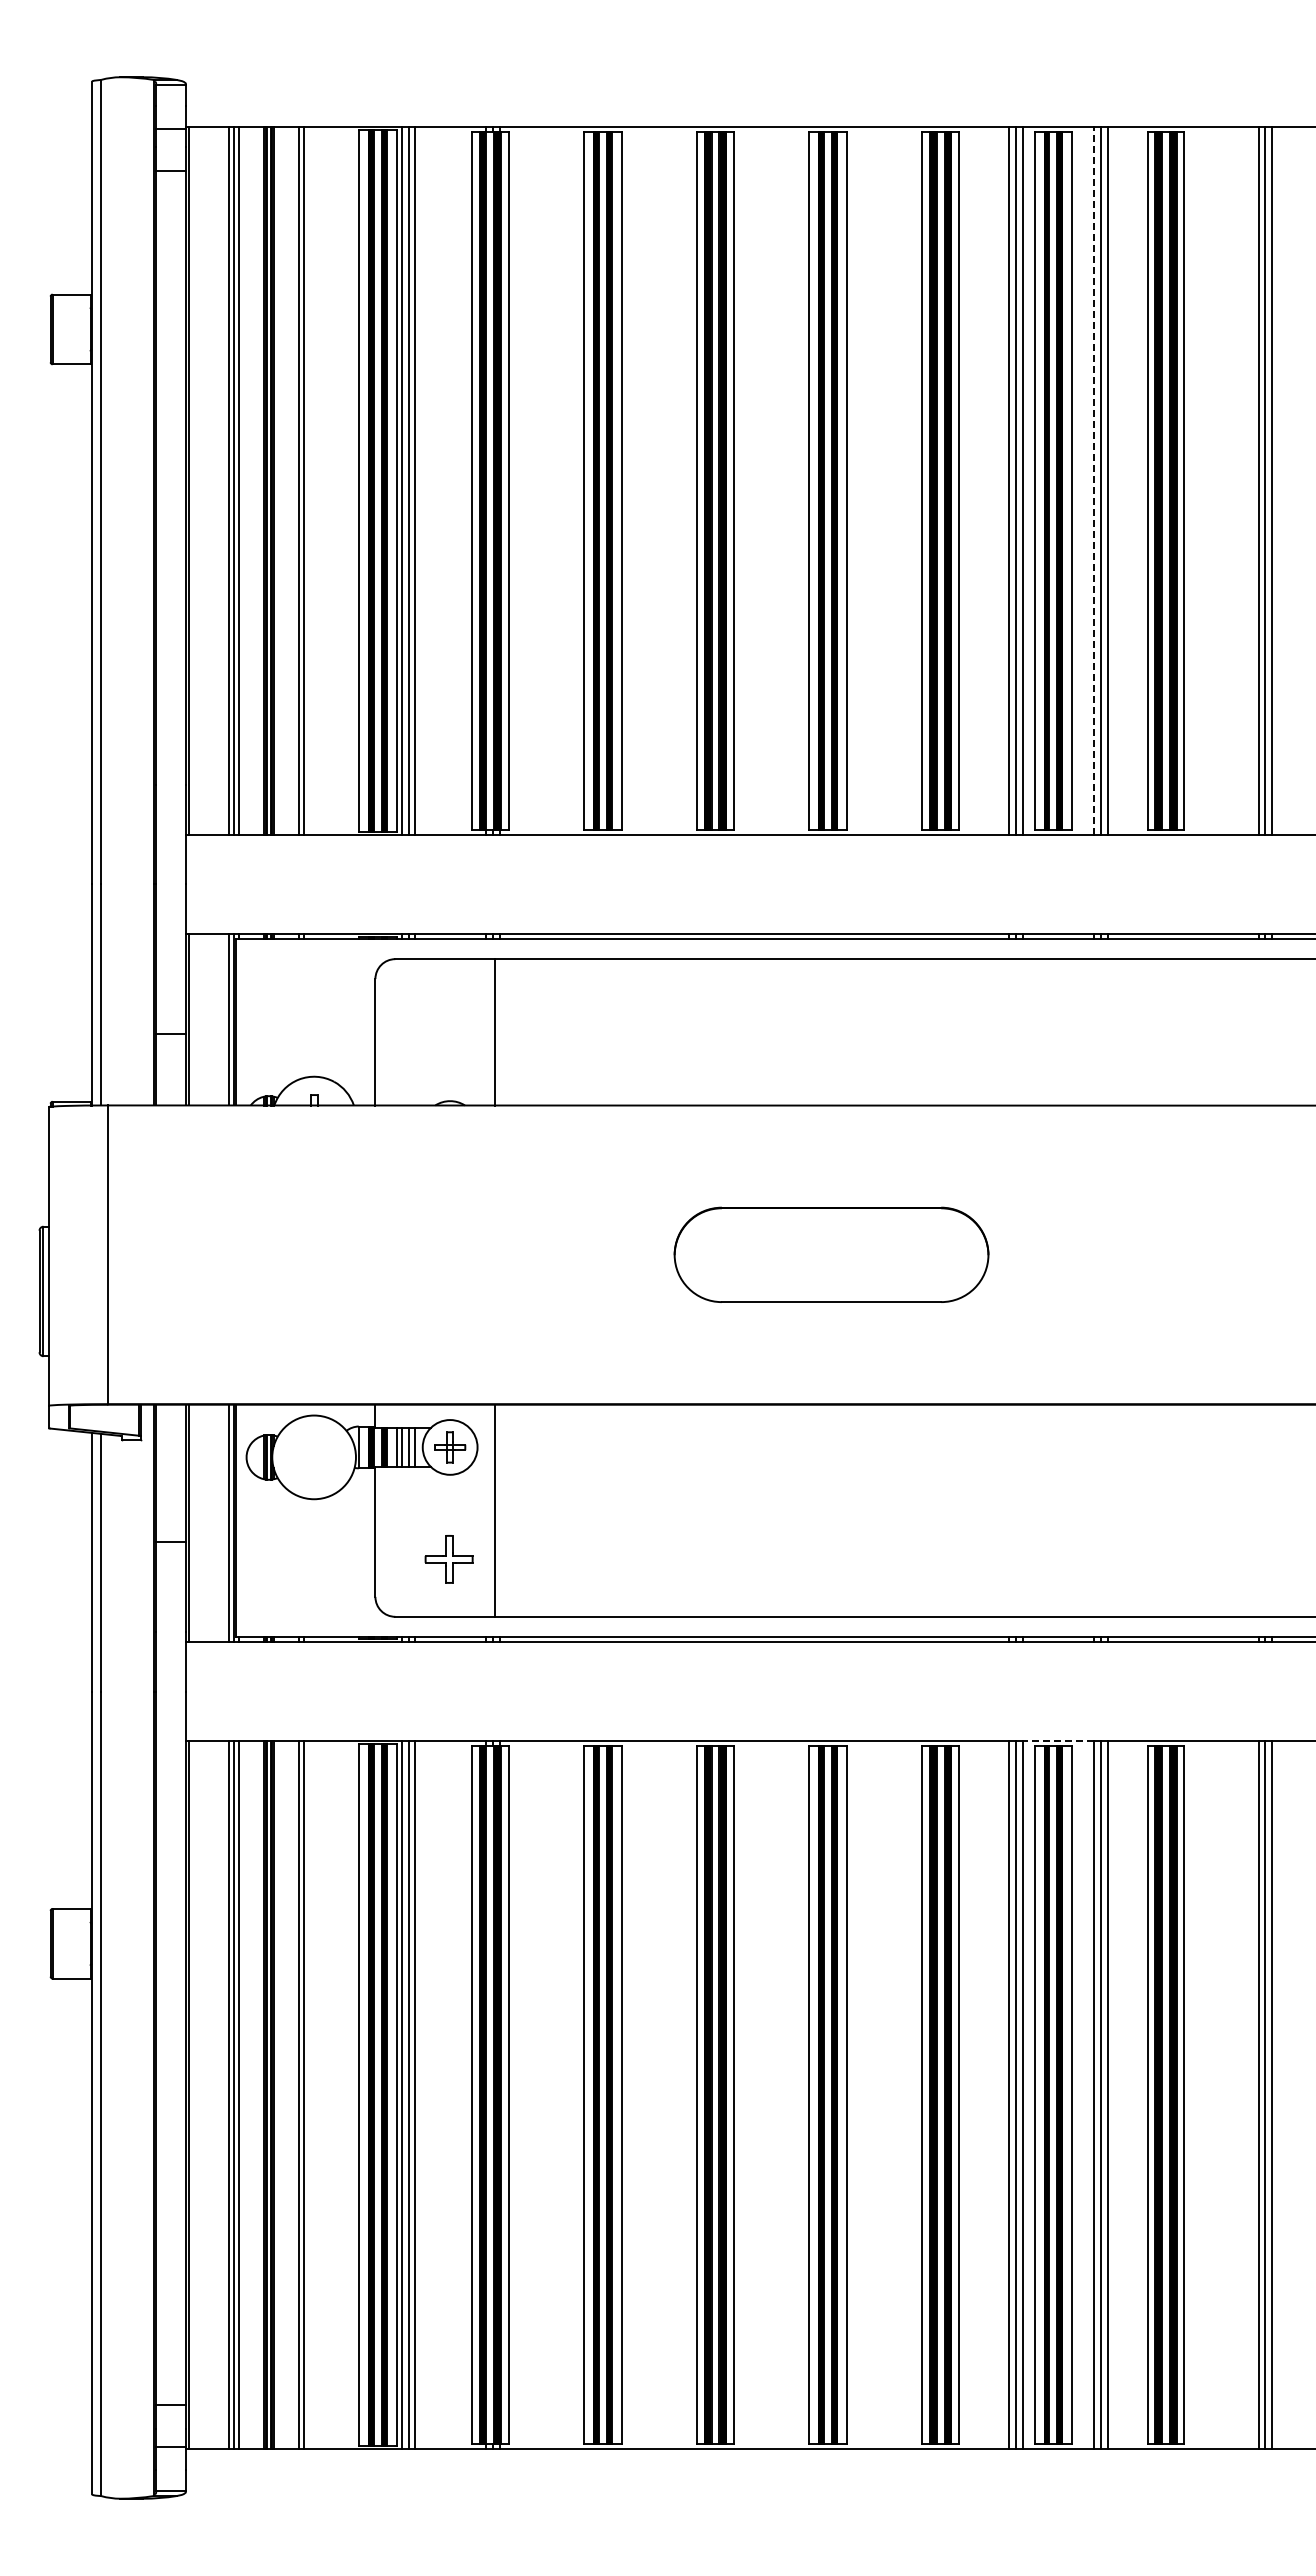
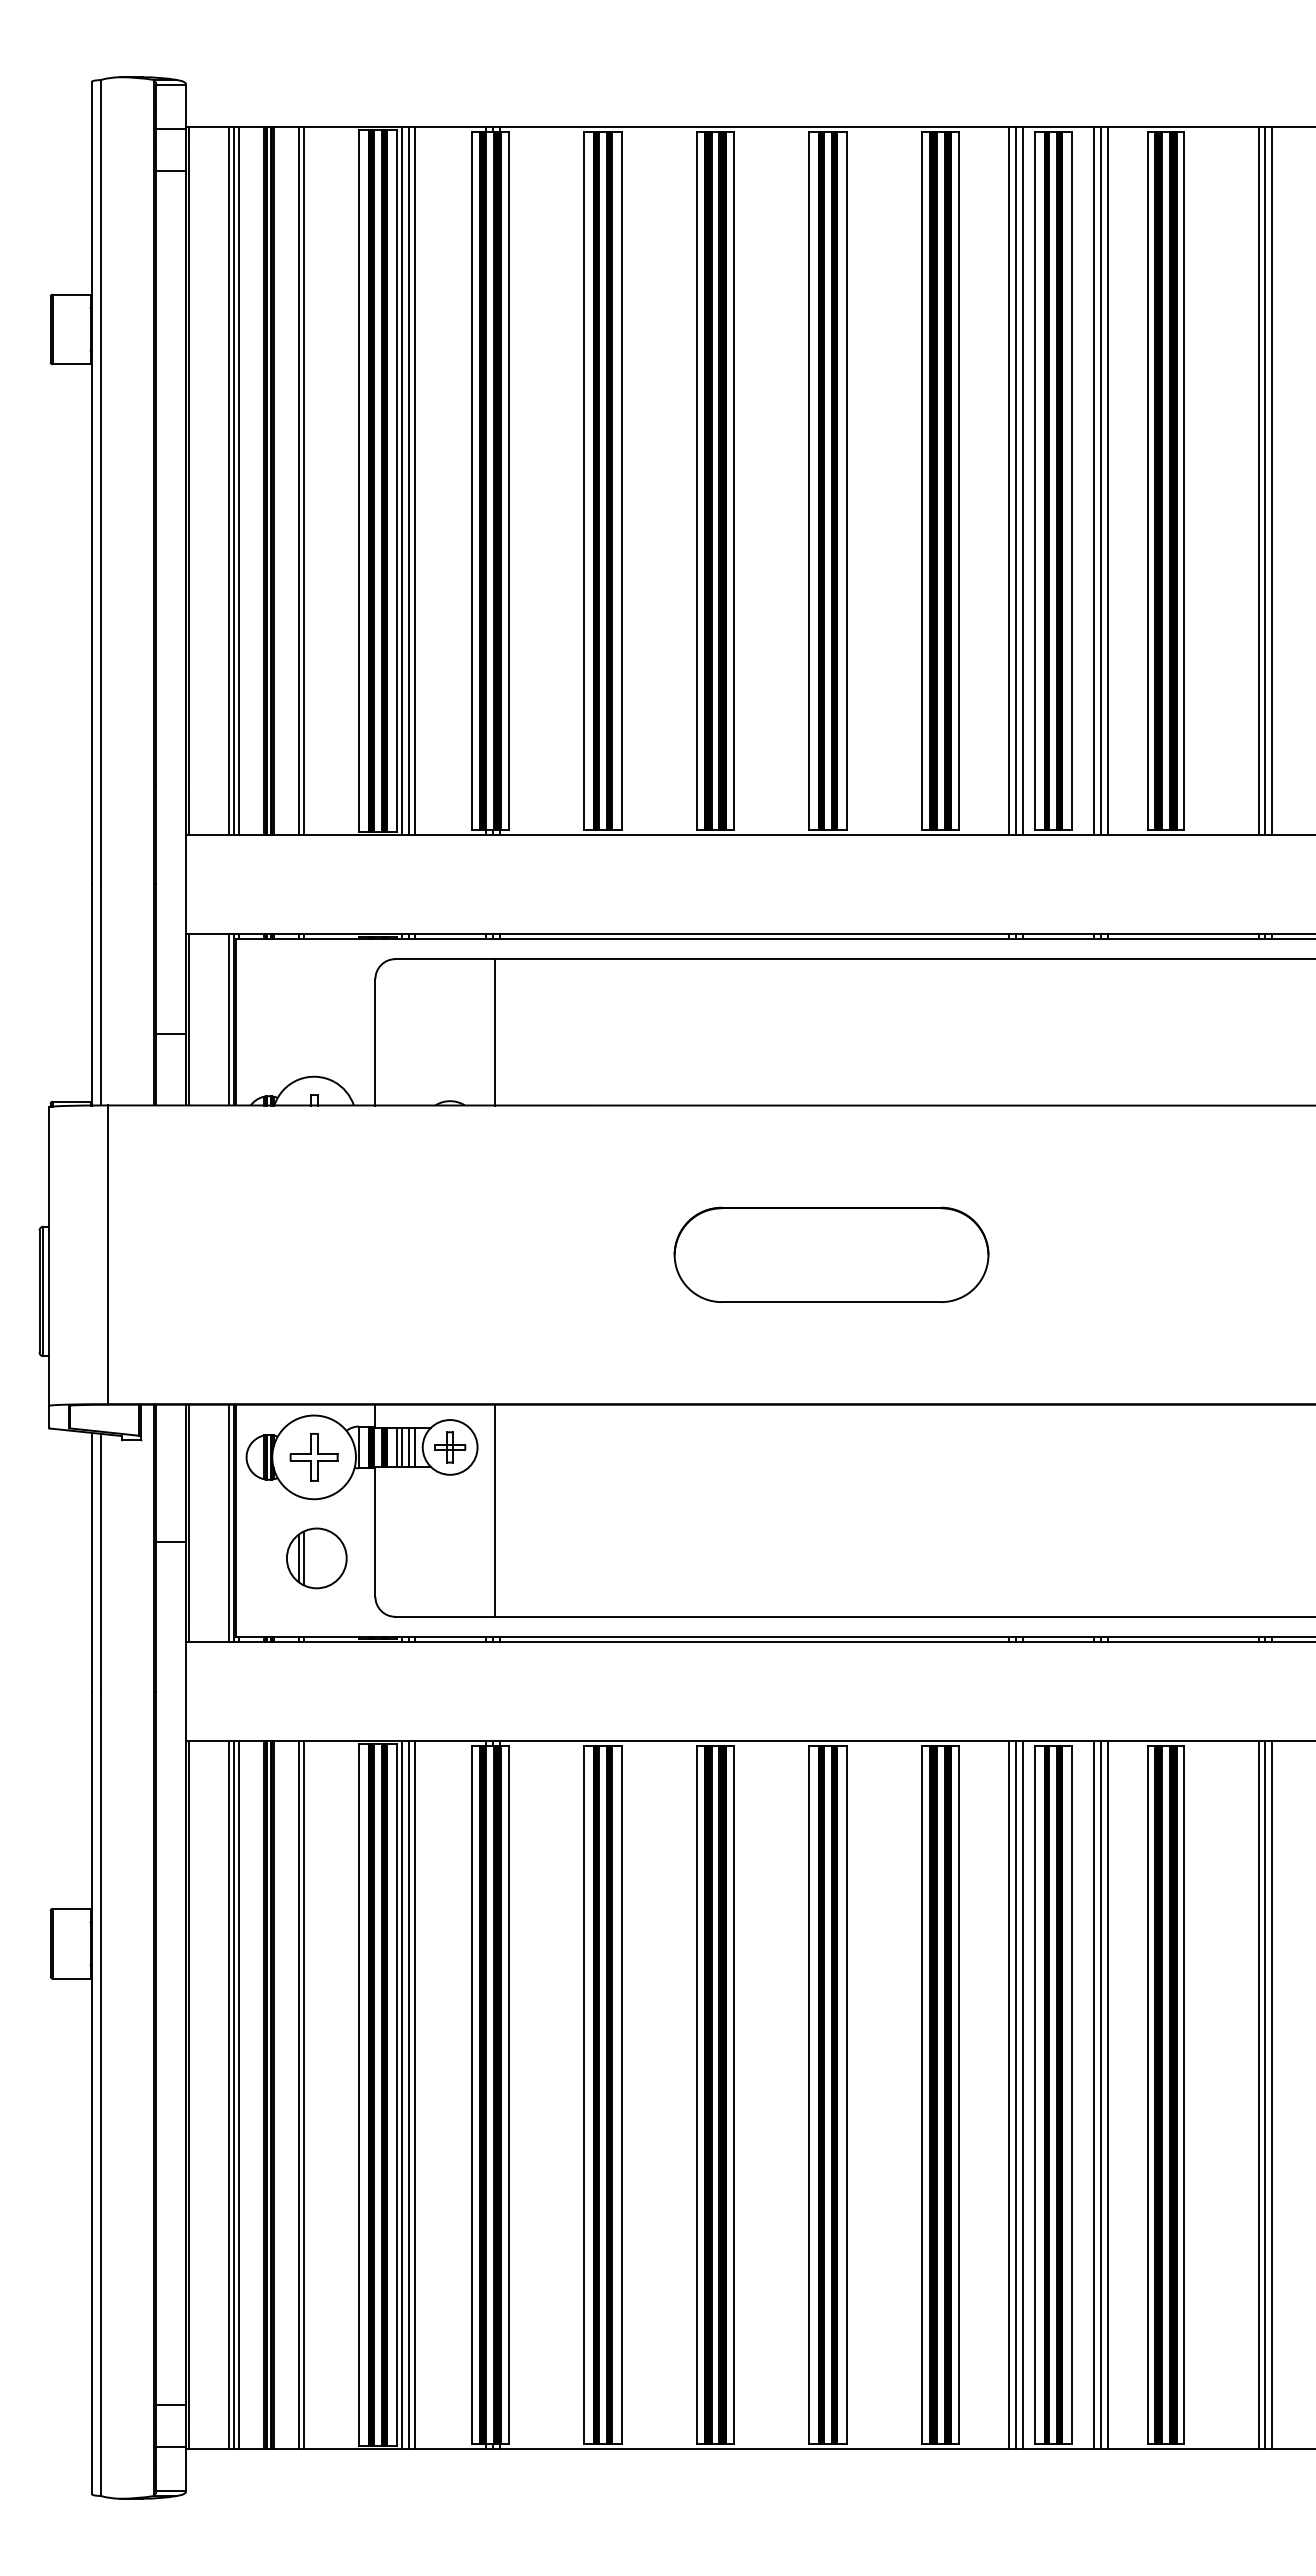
line: dashed -> solid (1094, 480)
part: none -> present (316, 1558)
part position: (448, 1559) -> (313, 1457) (313, 1457)
line: dashed -> solid (1058, 1741)
